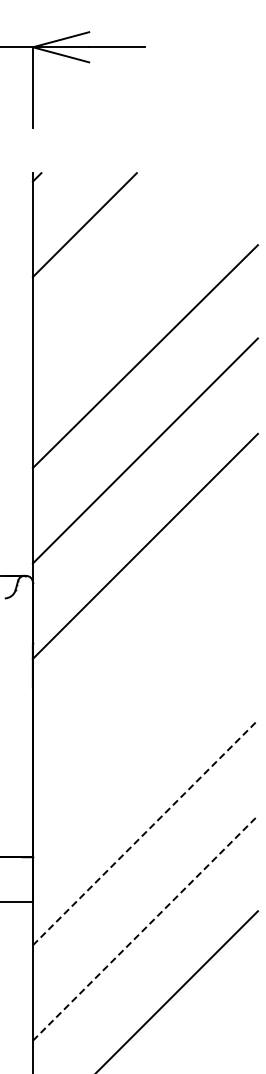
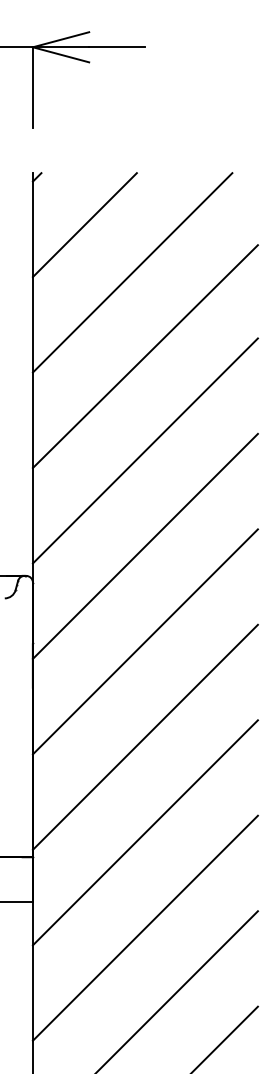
line: none -> present (132, 272)
line: none -> present (144, 641)
line: none -> present (144, 736)
line: dashed -> solid (145, 832)
line: dashed -> solid (145, 927)
line: none -> present (225, 1038)
